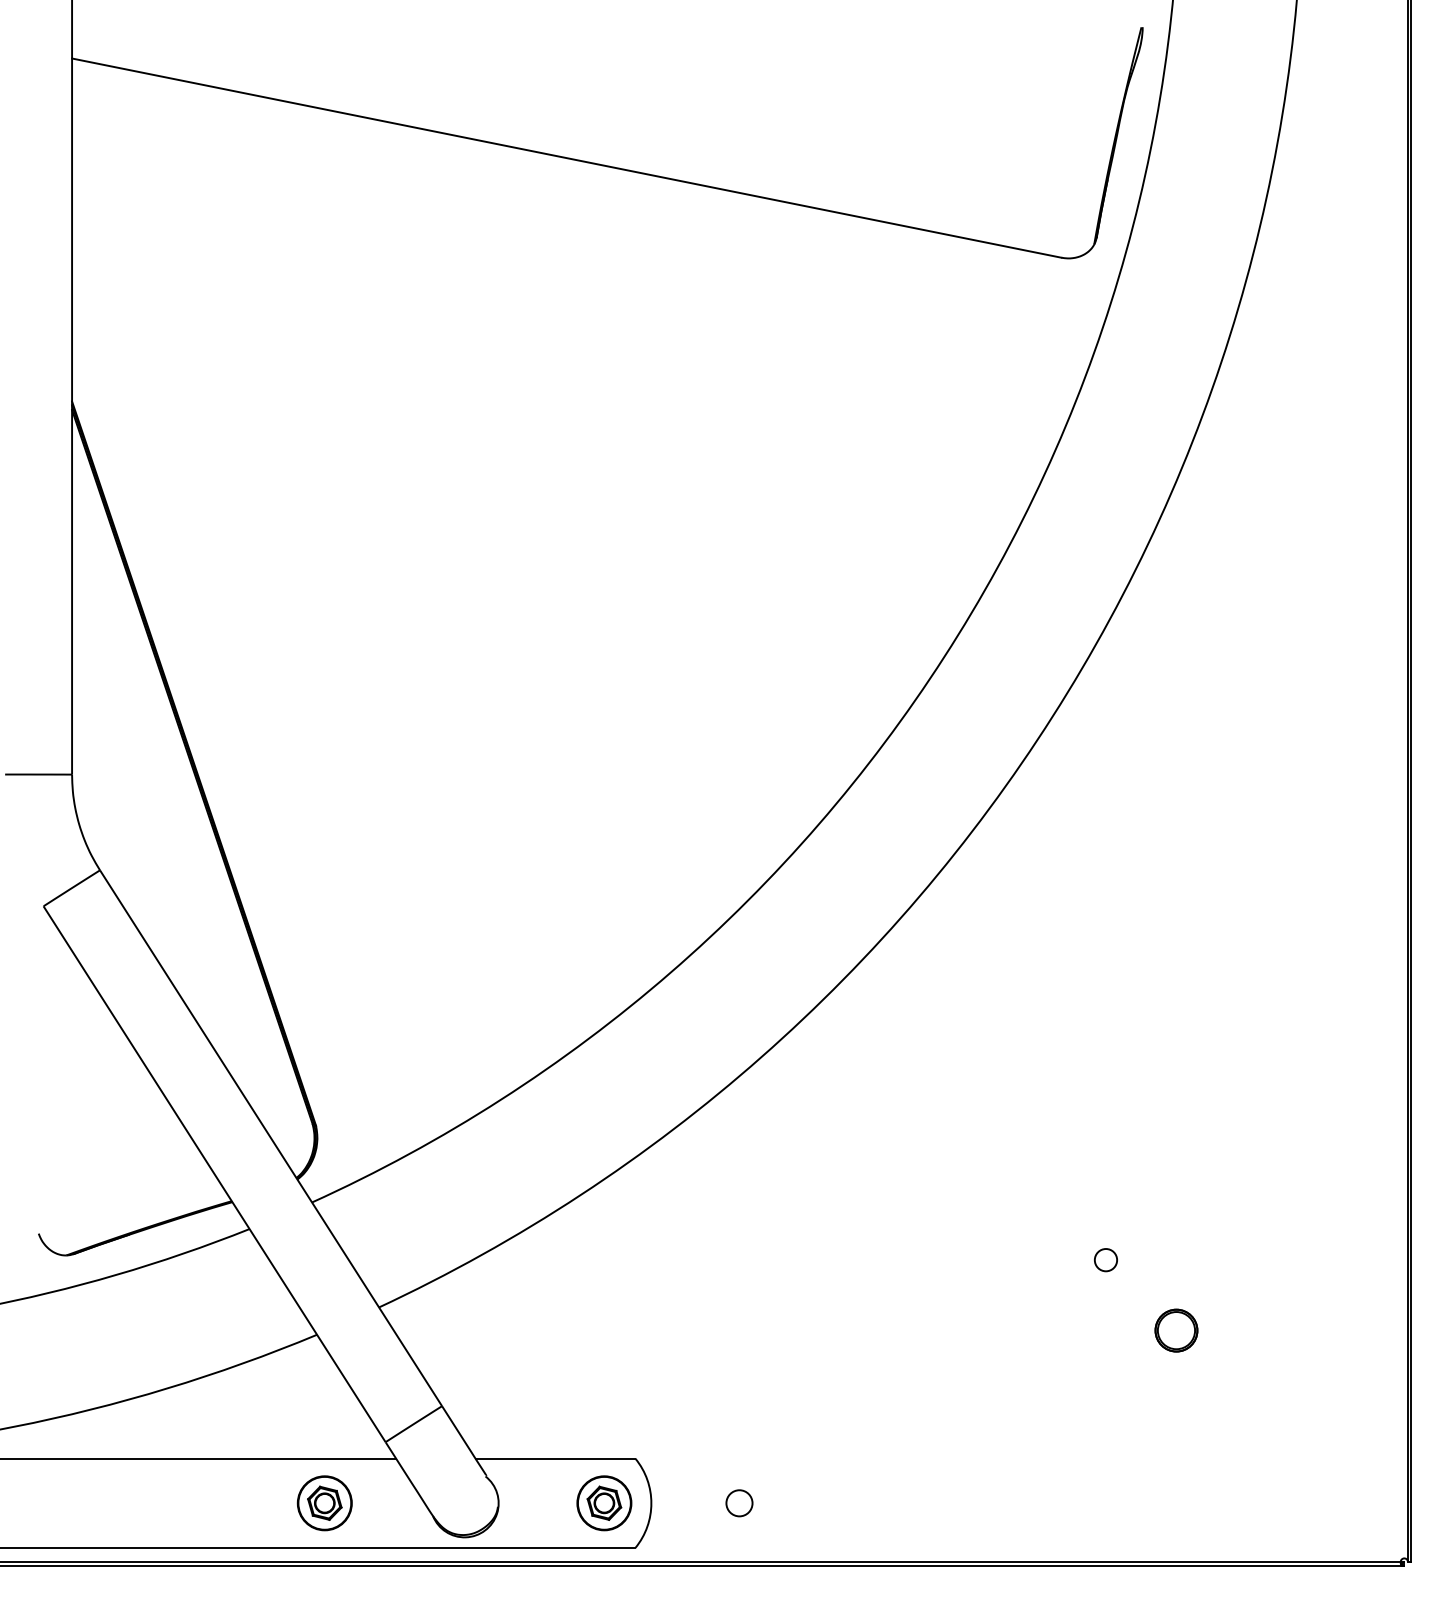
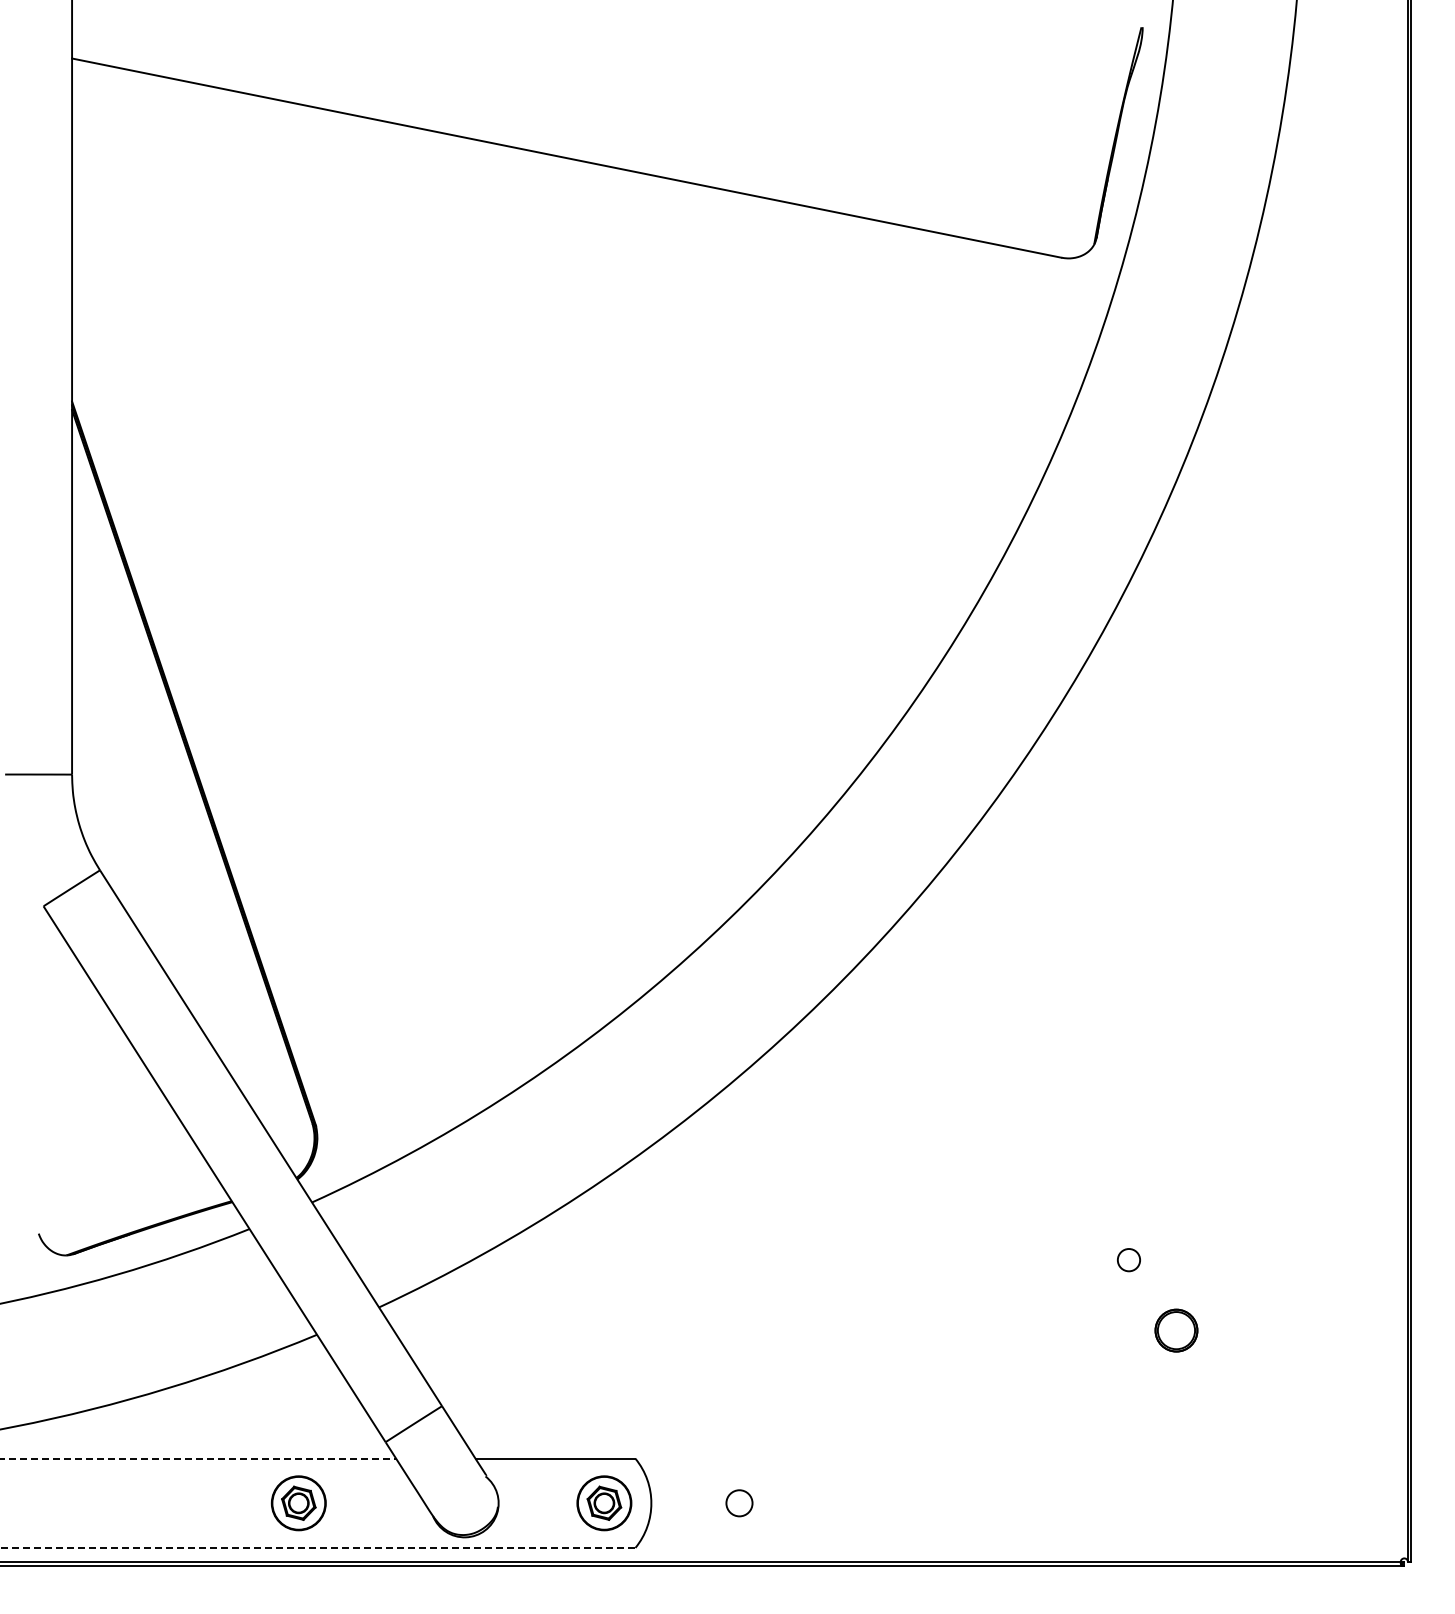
circle position: (1105, 1260) -> (1128, 1260) (1128, 1260)
line: solid -> dashed (198, 1458)
part position: (324, 1503) -> (298, 1503) (298, 1503)
line: solid -> dashed (317, 1547)
